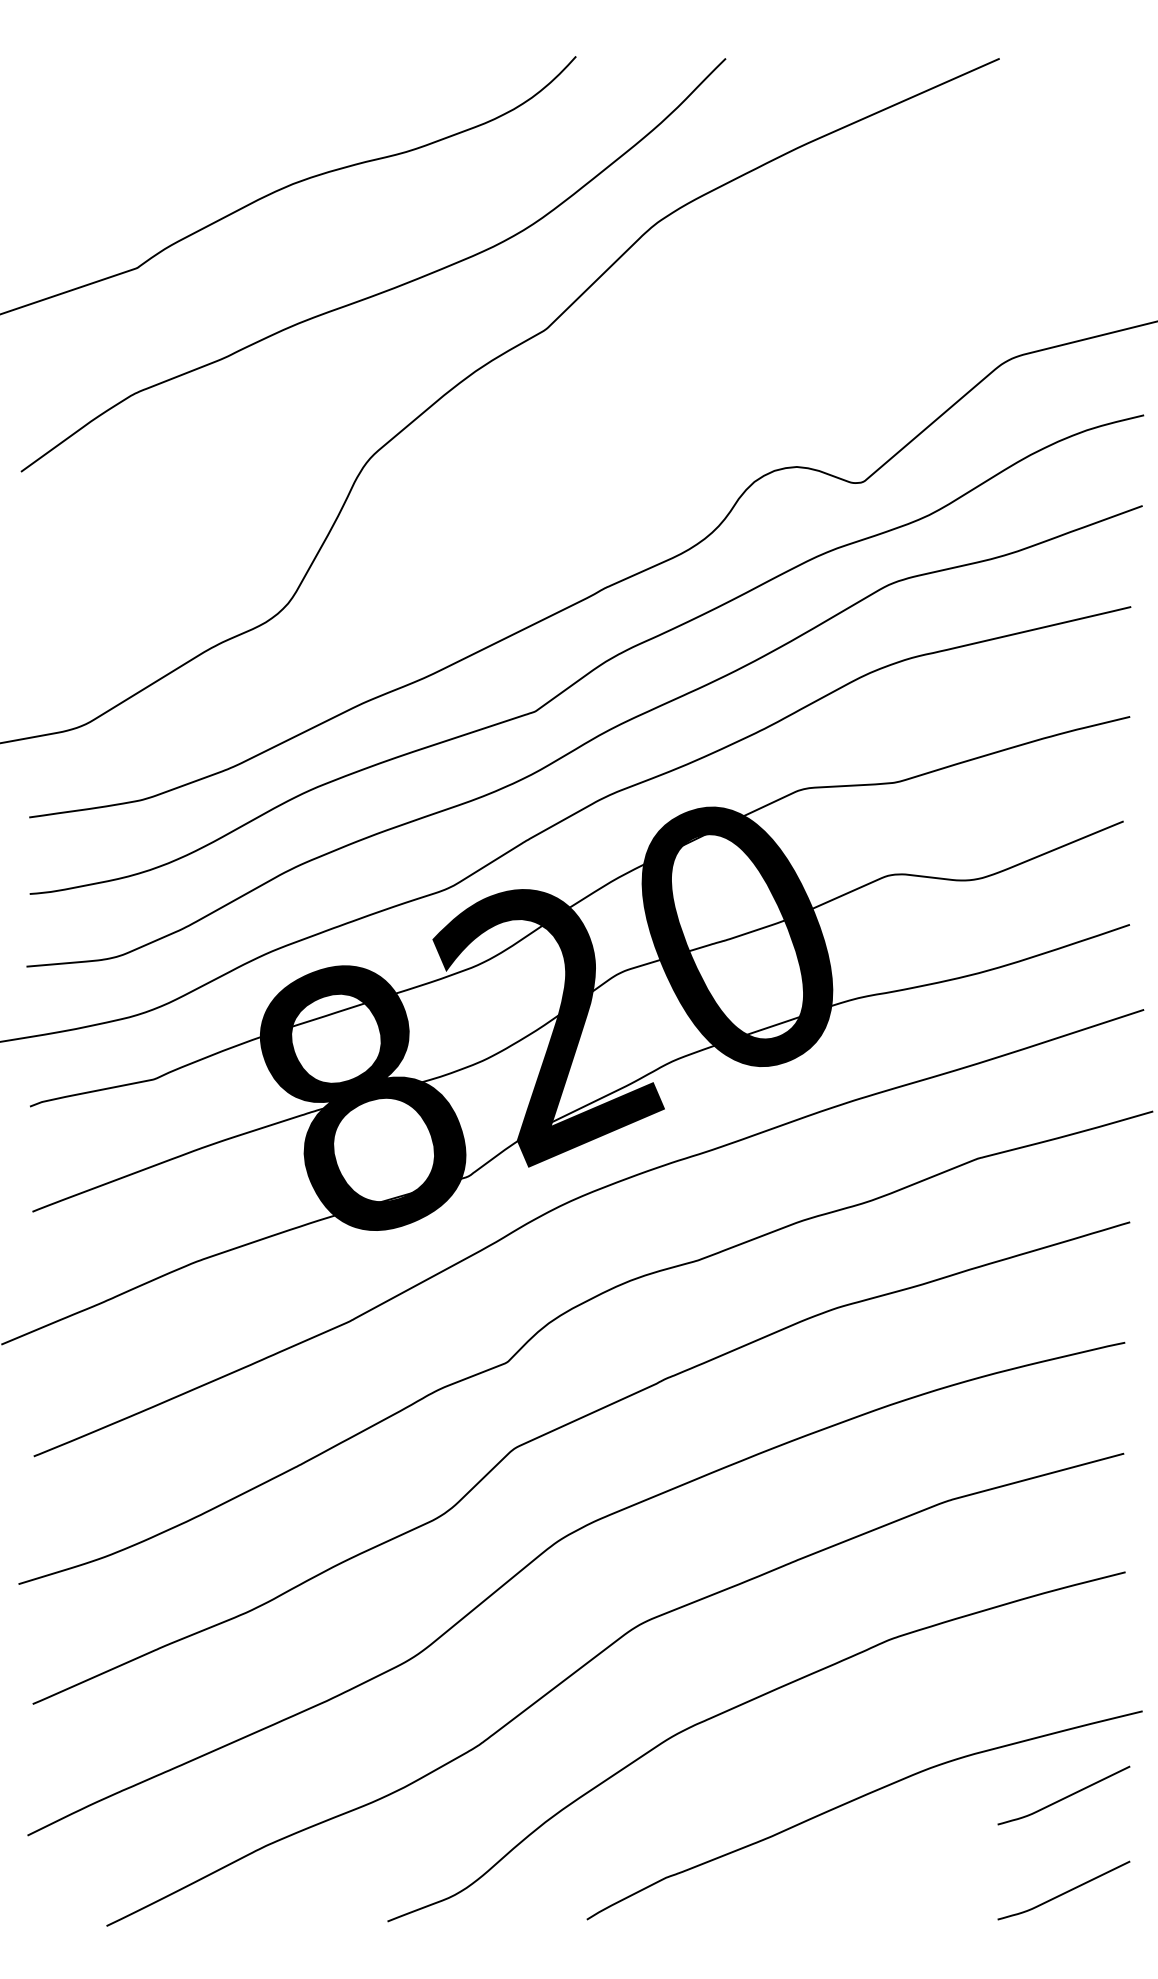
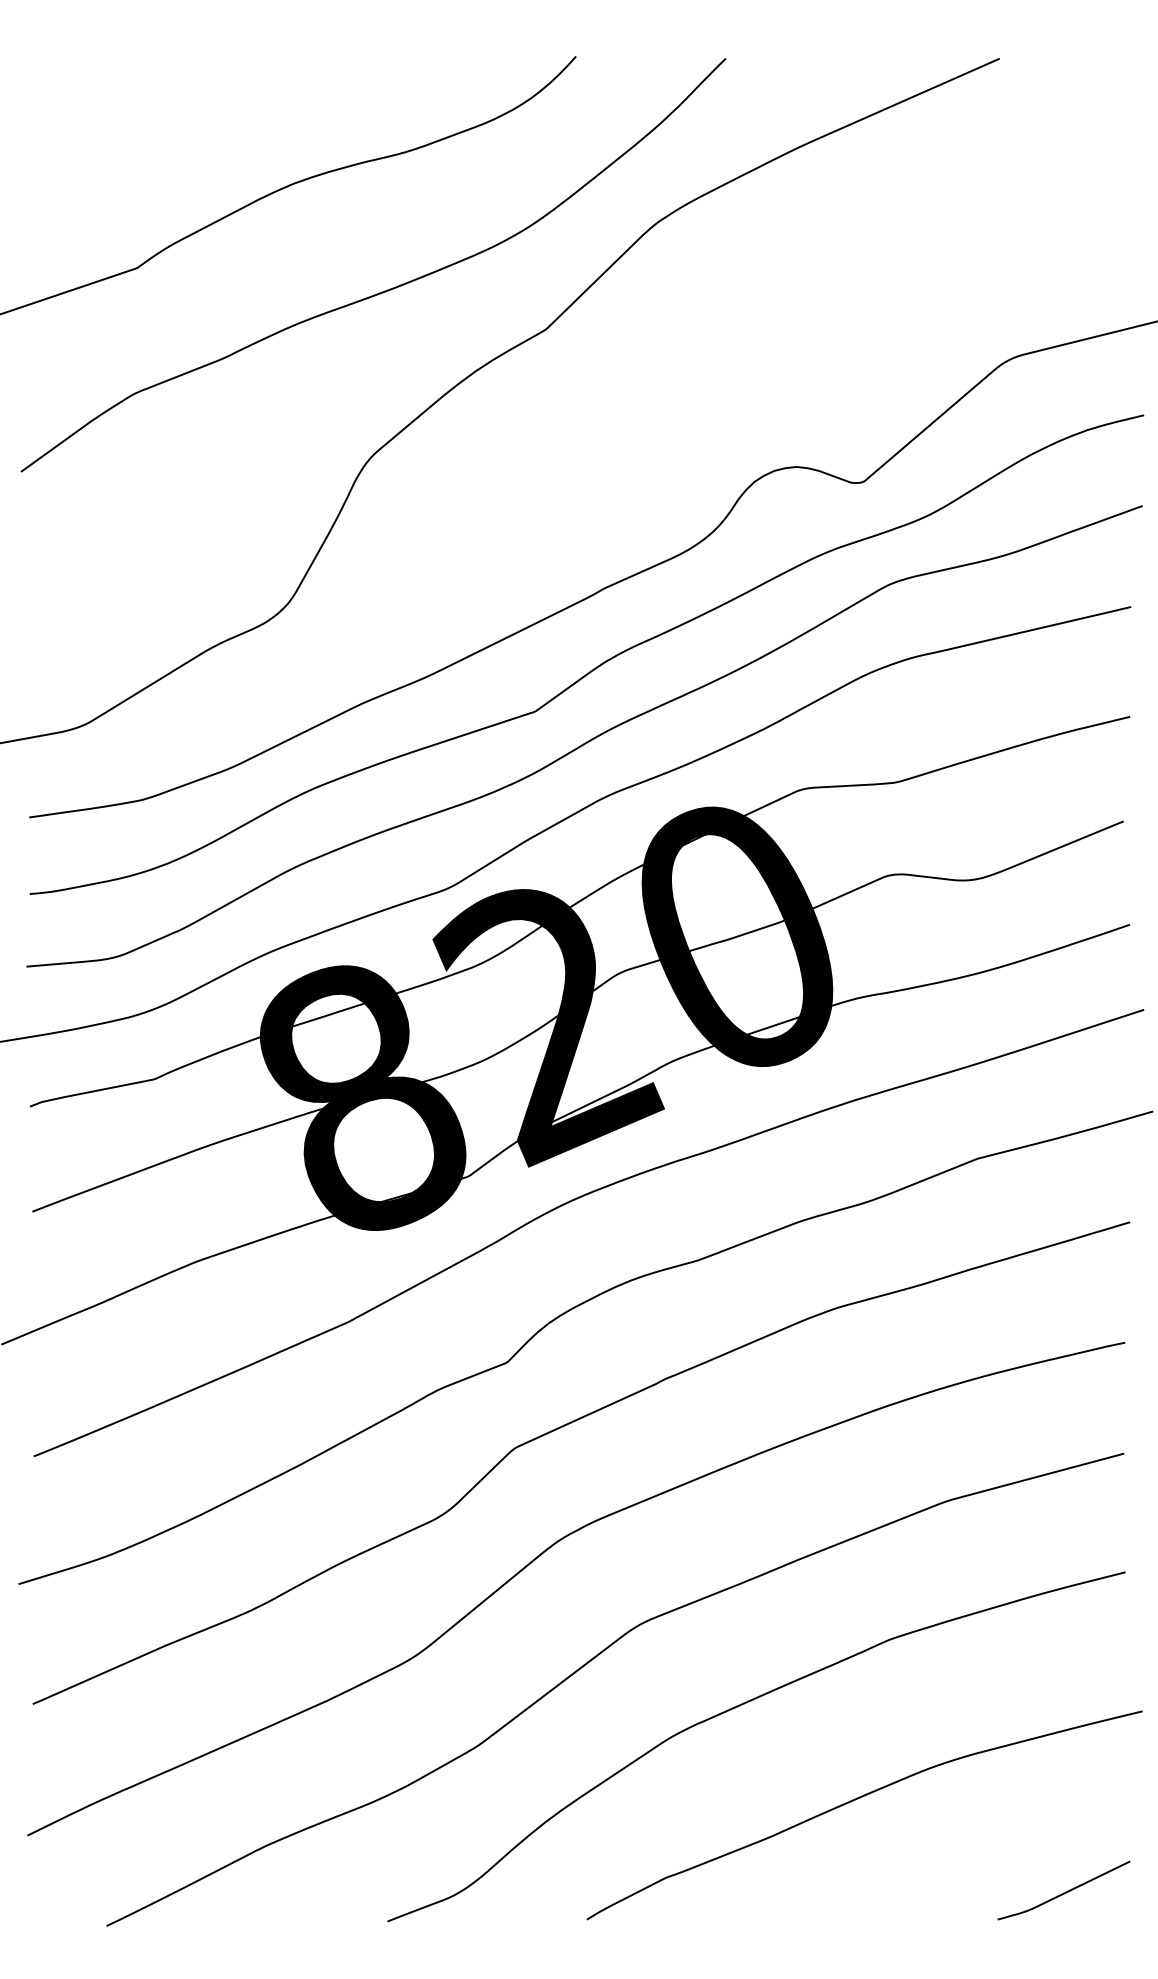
curve: present -> none (1063, 1797)
